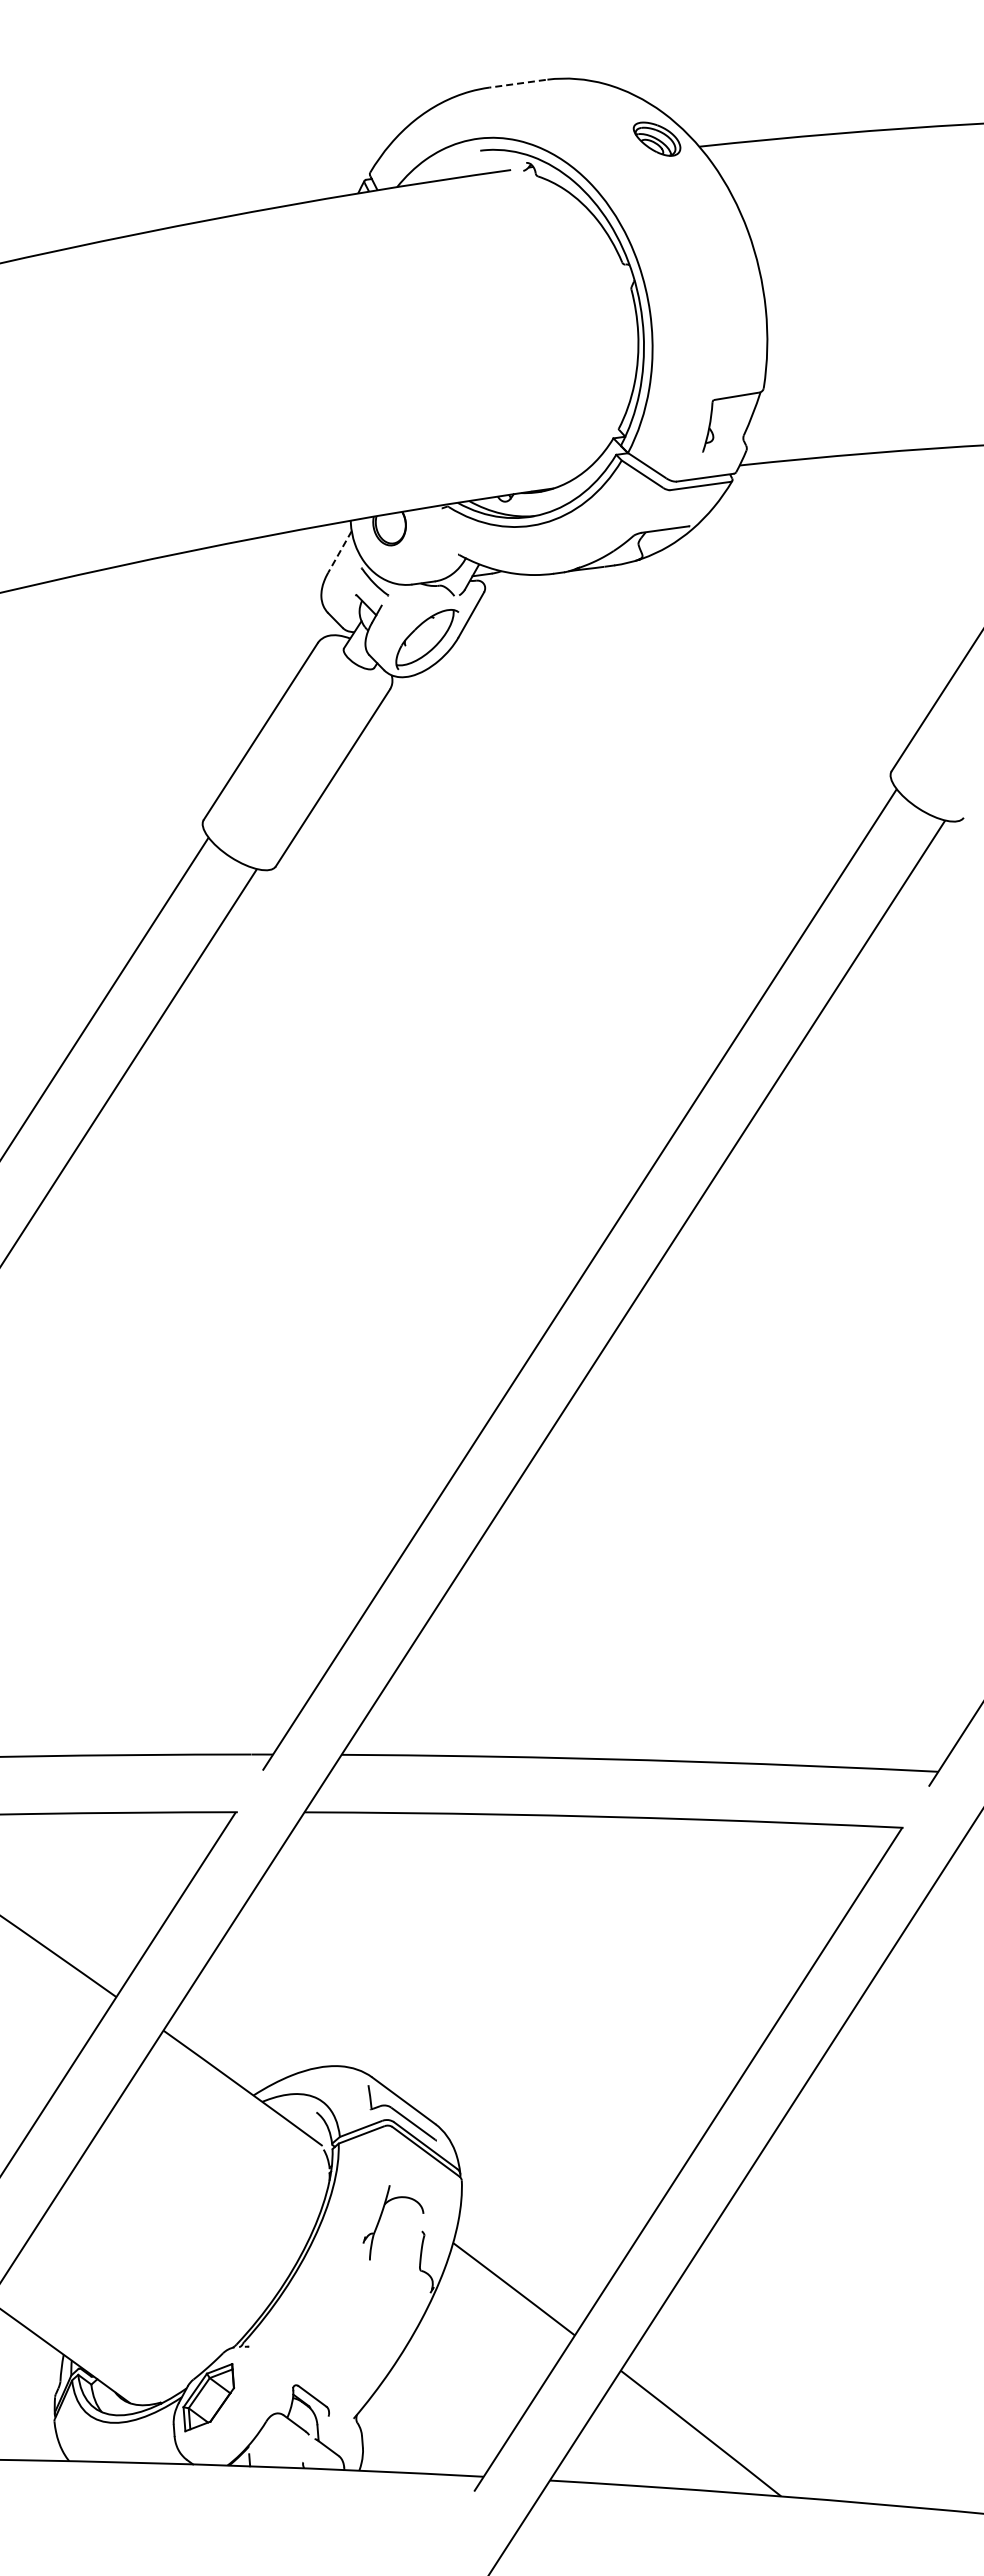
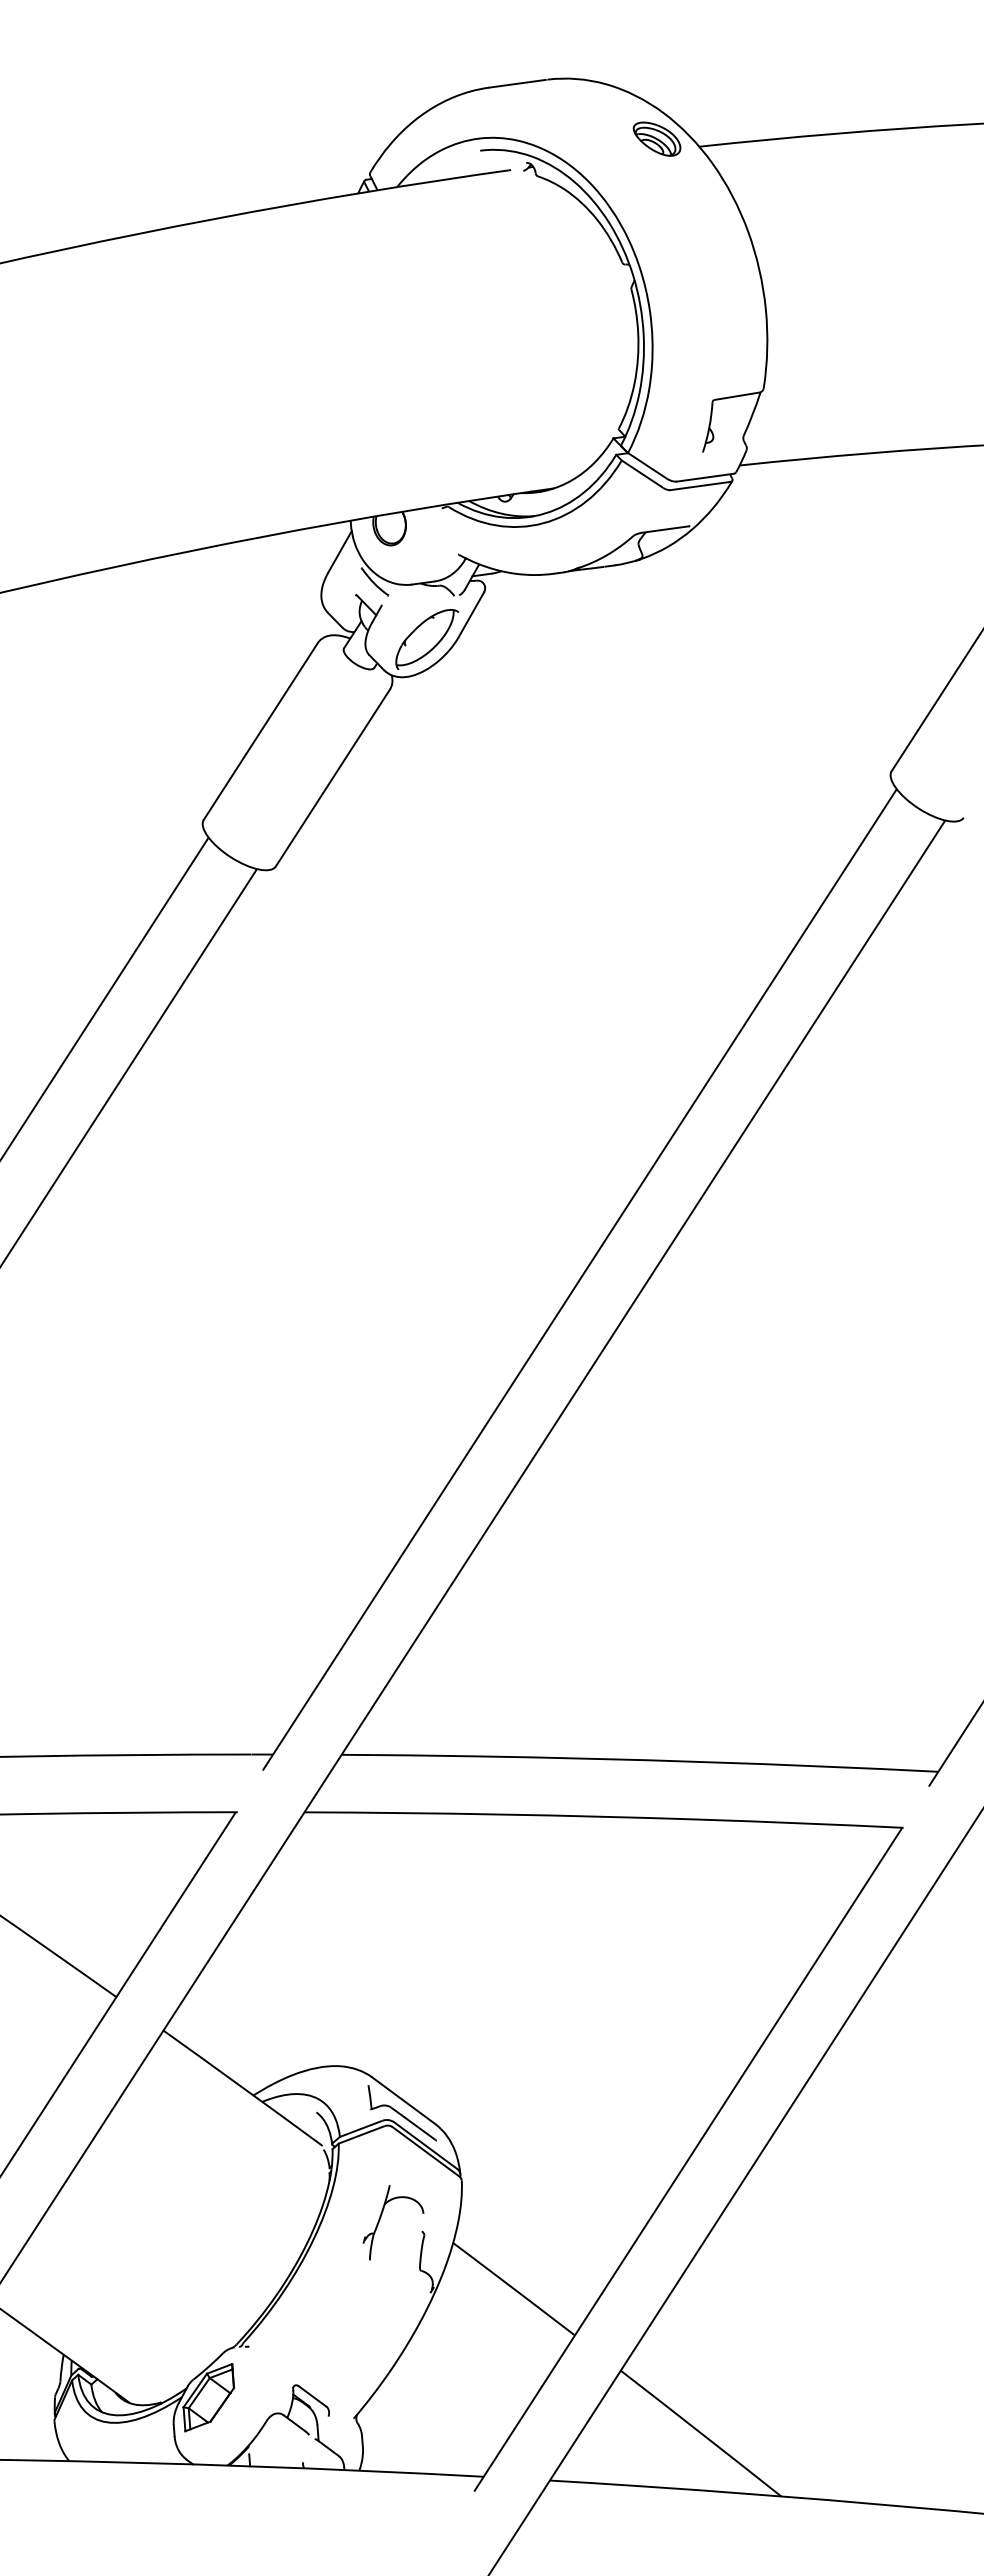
line: dashed -> solid (517, 83)
line: dashed -> solid (339, 551)
